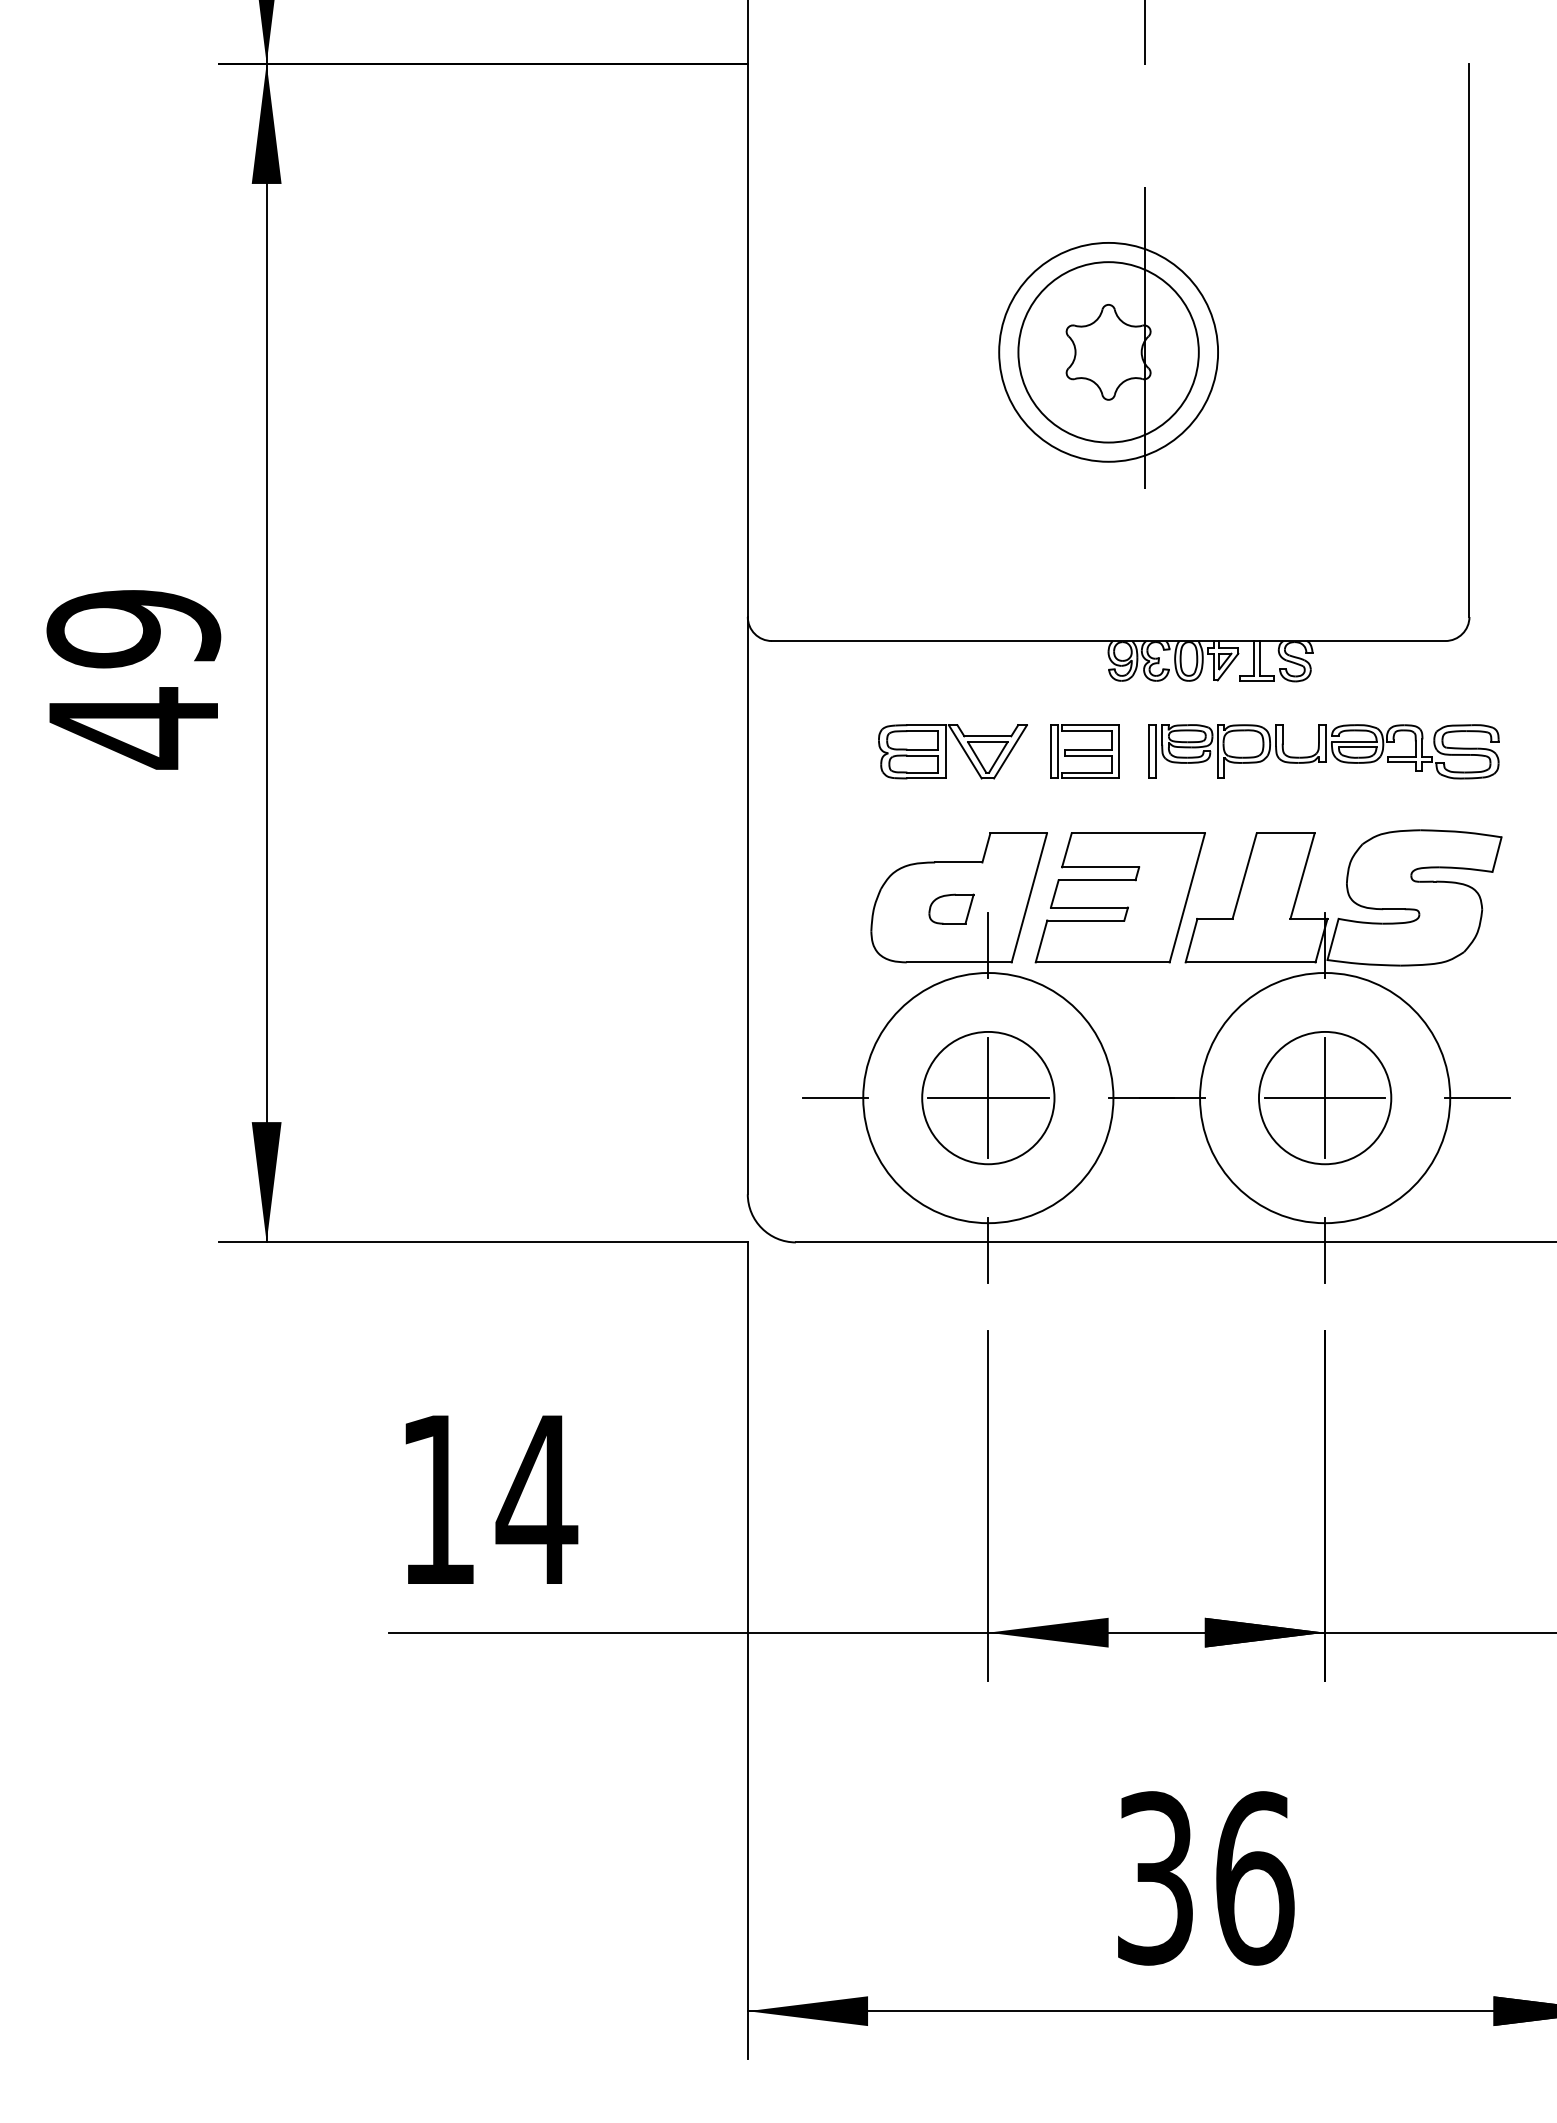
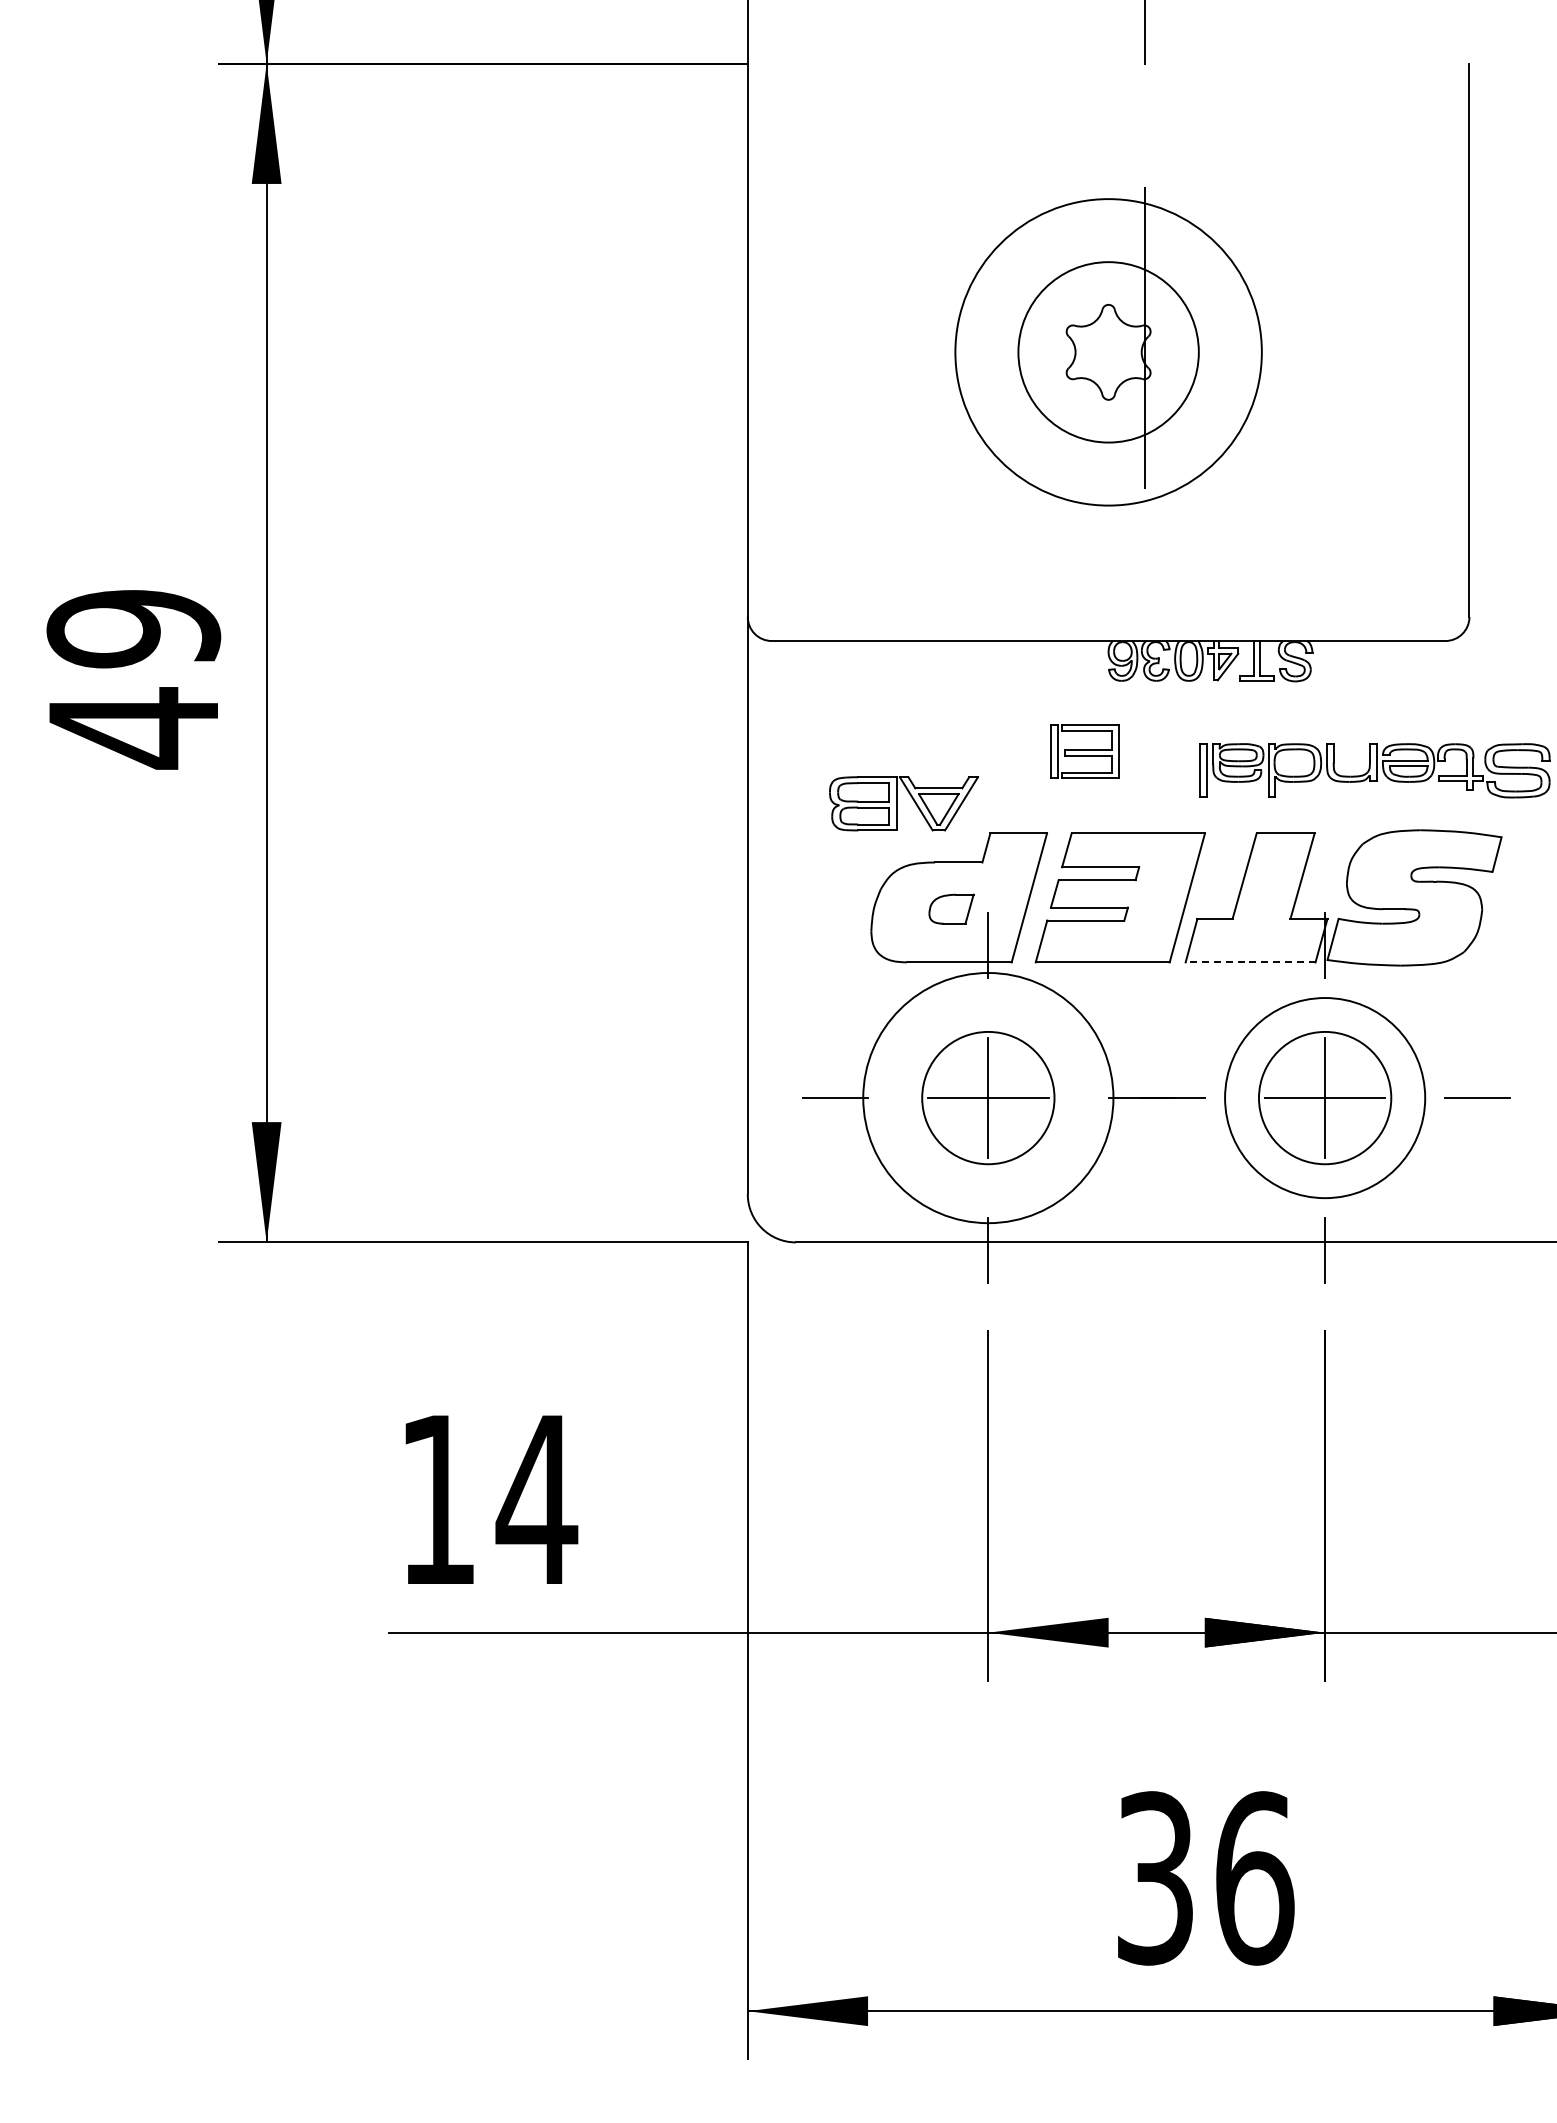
circle diameter: 219 px -> 306 px (1108, 352)
part position: (952, 751) -> (903, 803) (903, 803)
part position: (1323, 751) -> (1374, 770) (1374, 770)
line: solid -> dashed (1250, 962)
circle diameter: 250 px -> 200 px (1325, 1098)
